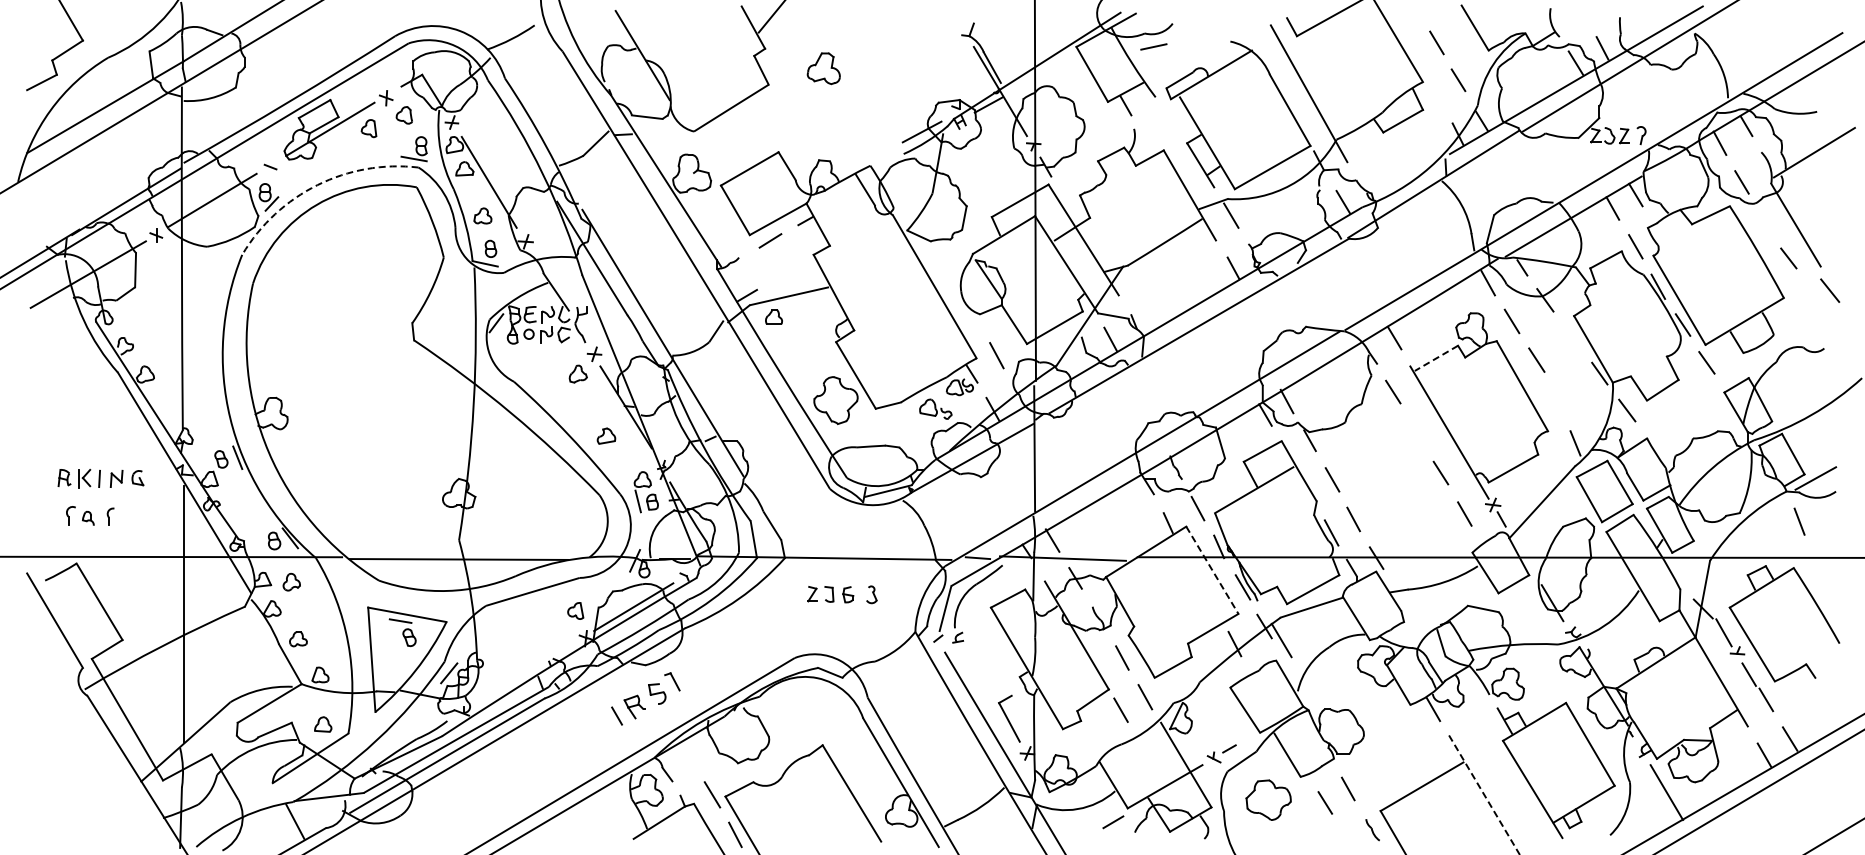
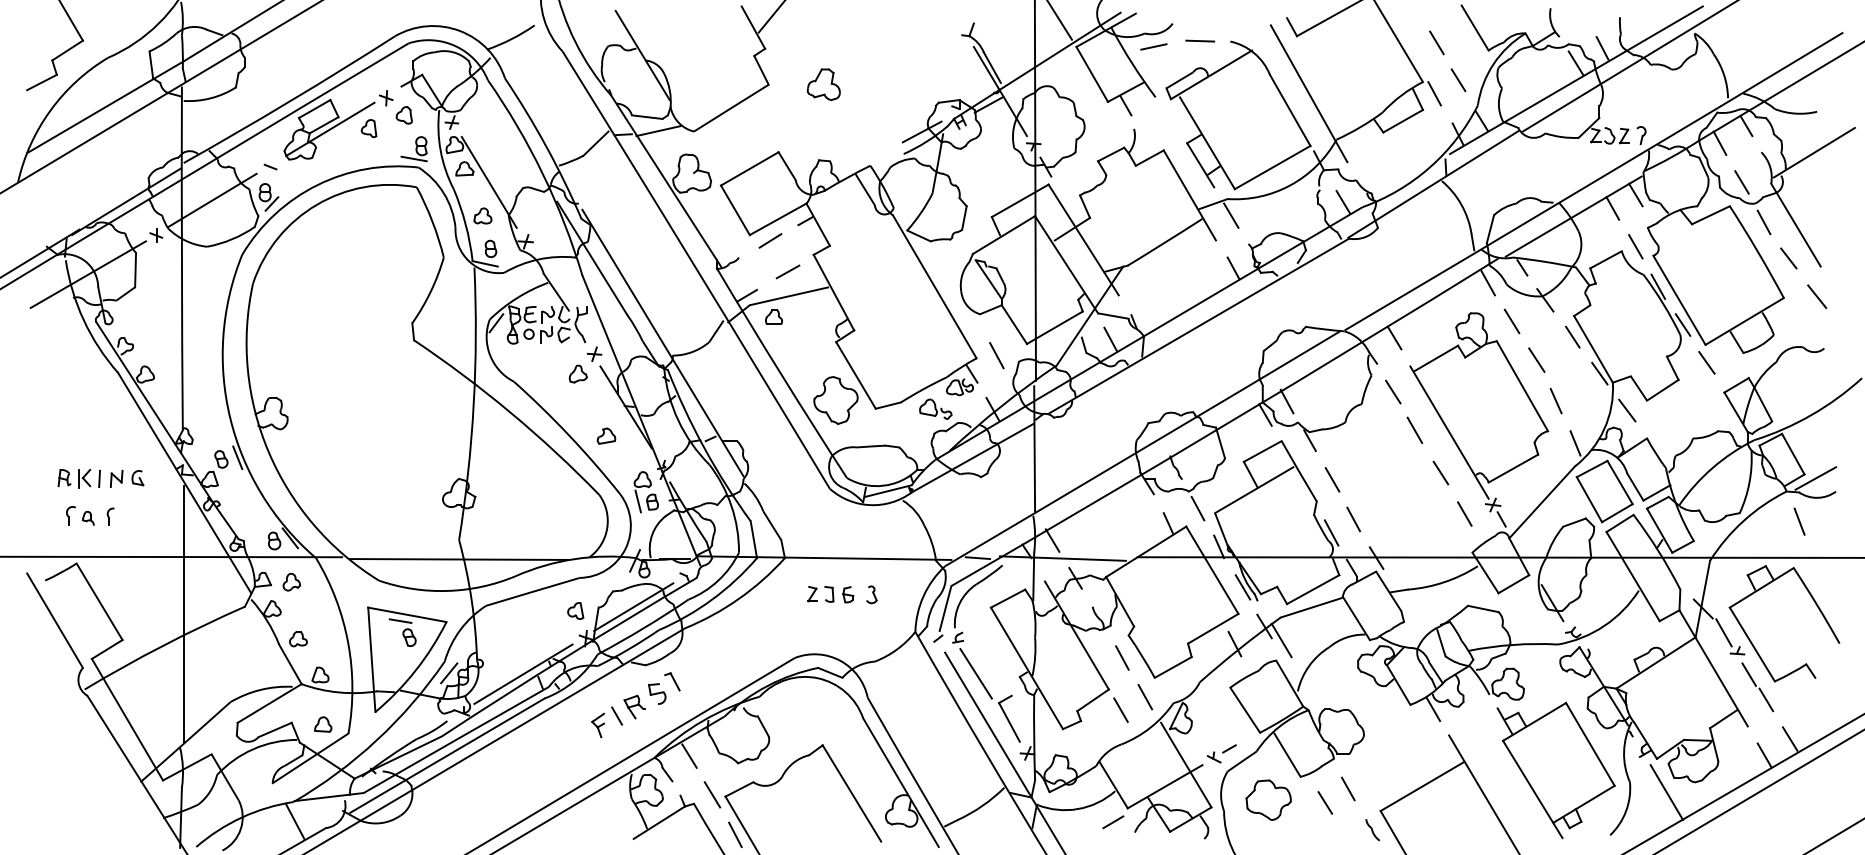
line: none -> present (1059, 20)
line: none -> present (1200, 40)
part position: (823, 68) -> (823, 84) (823, 84)
line: none -> present (1434, 93)
line: none -> present (658, 131)
arc: dashed -> solid (317, 185)
line: none -> present (1763, 222)
line: none -> present (787, 271)
line position: (1830, 290) -> (1817, 296) (1817, 296)
line: none -> present (1572, 336)
line: dashed -> solid (1436, 358)
line: none -> present (1555, 400)
line: none -> present (1414, 429)
line: dashed -> solid (1212, 570)
line: none -> present (523, 673)
line: none -> present (975, 673)
part: none -> present (597, 725)
line: none -> present (689, 755)
line: dashed -> solid (1484, 795)
